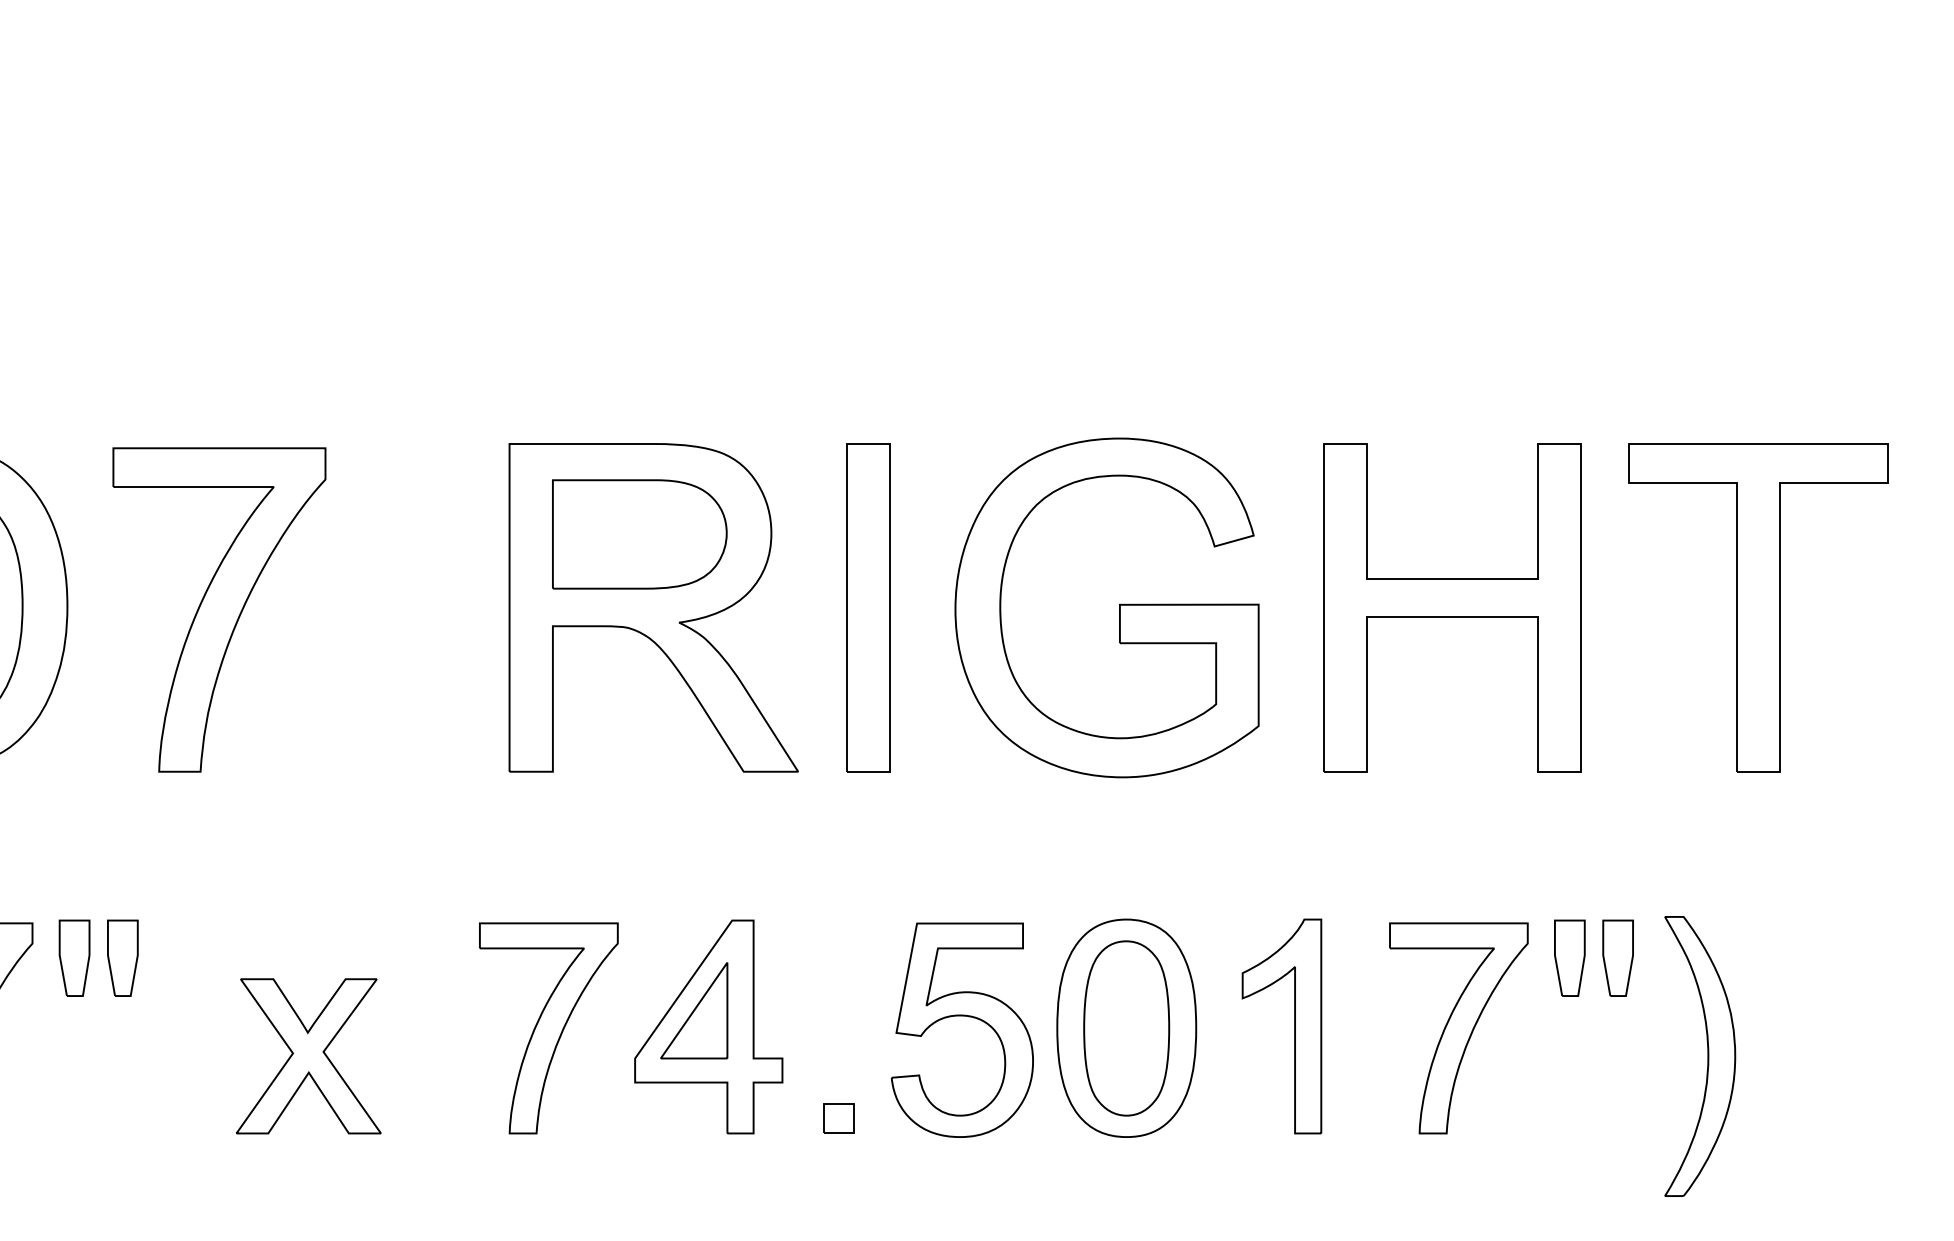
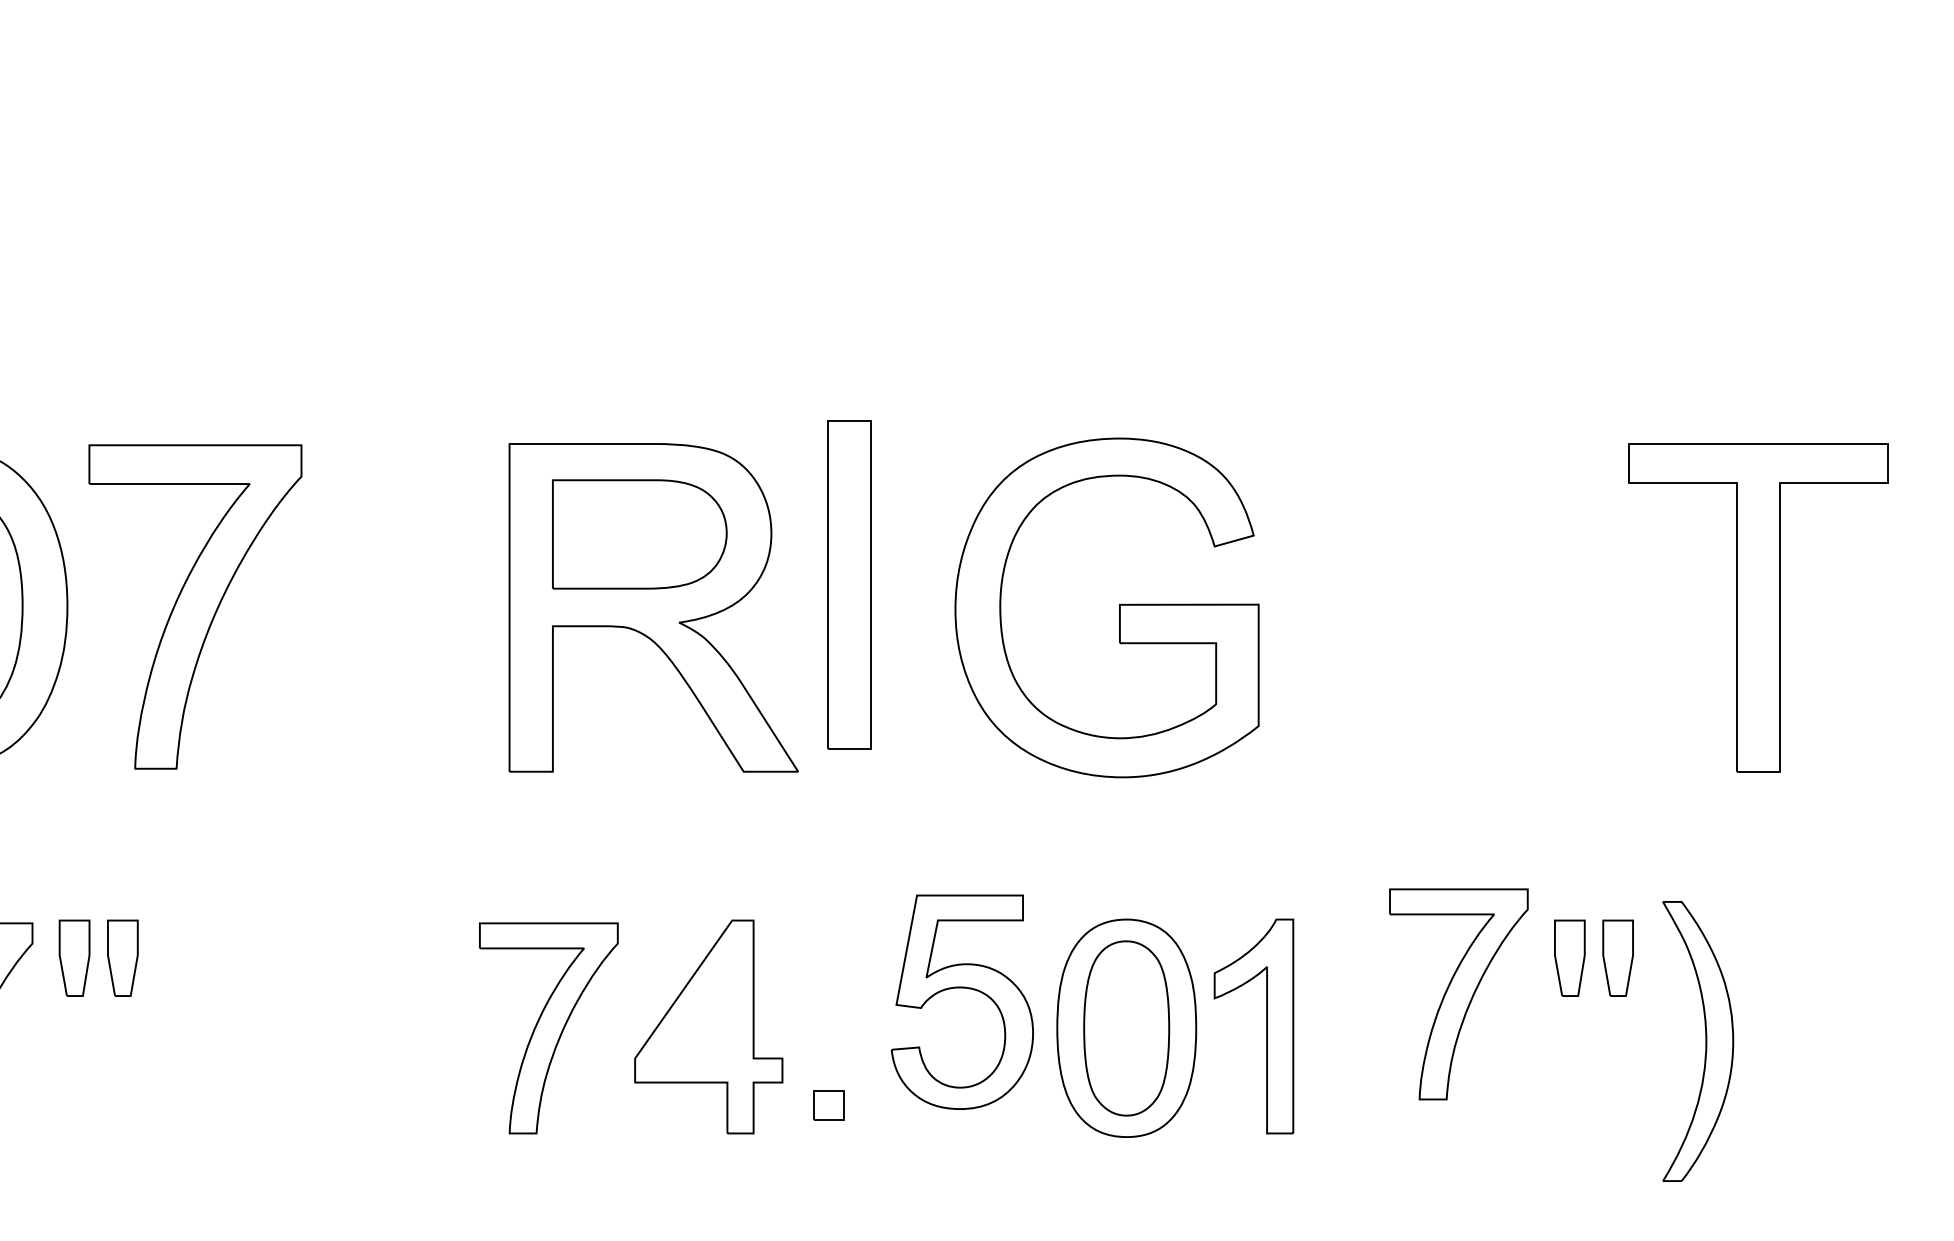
part position: (868, 607) -> (849, 584) (849, 584)
part: present -> none (1452, 607)
part position: (219, 609) -> (195, 606) (195, 606)
part: present -> none (694, 1010)
part position: (961, 1016) -> (961, 988) (961, 988)
part position: (1294, 1026) -> (1266, 1026) (1266, 1026)
part position: (1458, 1028) -> (1458, 994) (1458, 994)
part: present -> none (308, 1056)
part position: (1707, 1056) -> (1705, 1041) (1705, 1041)
part position: (838, 1118) -> (828, 1105) (828, 1105)
